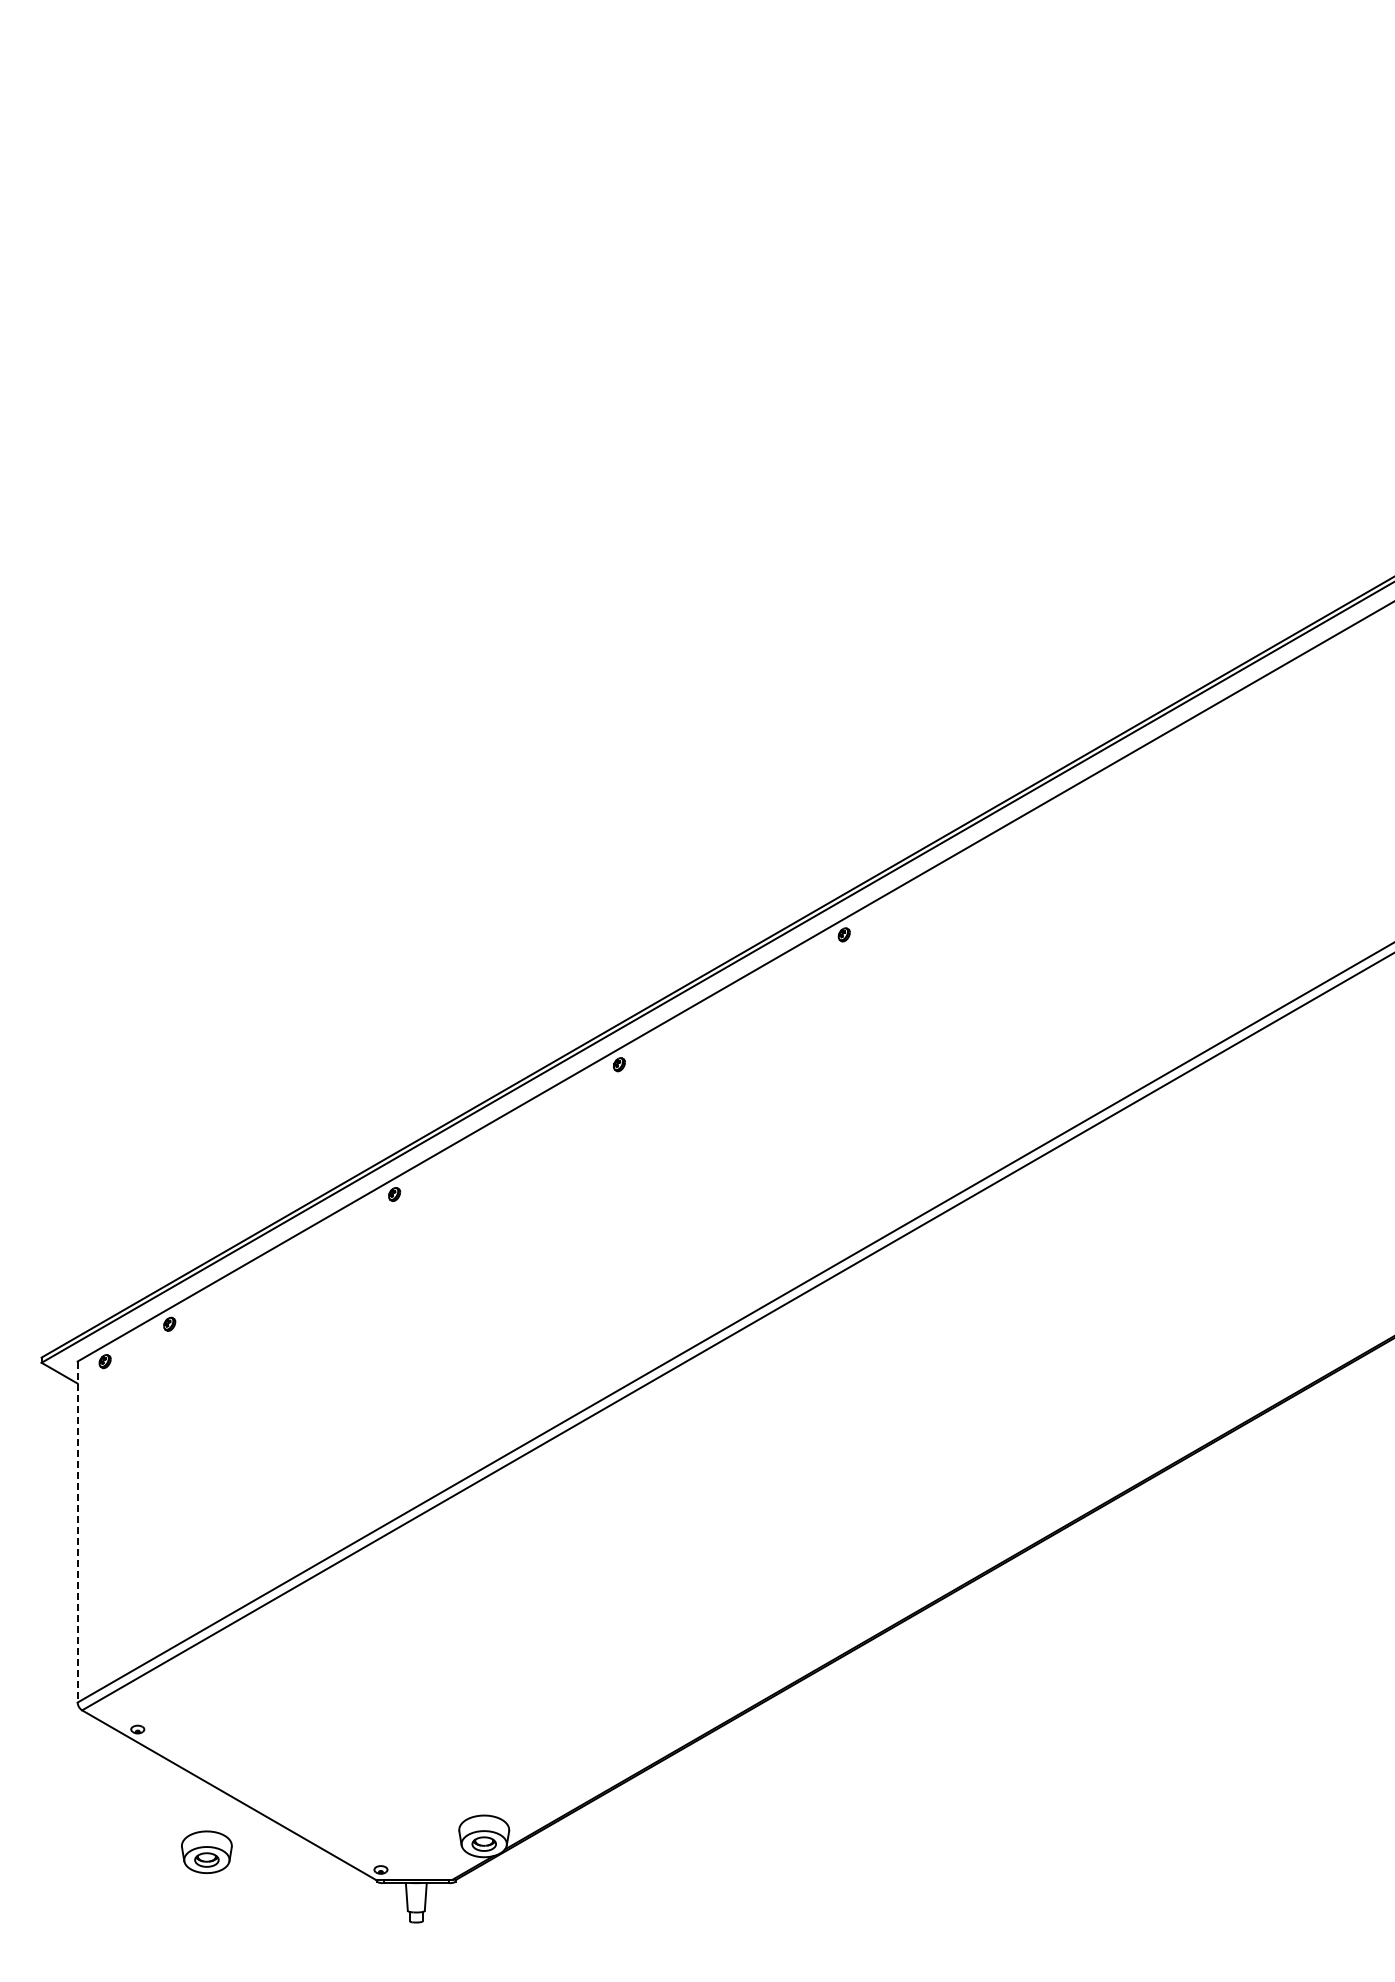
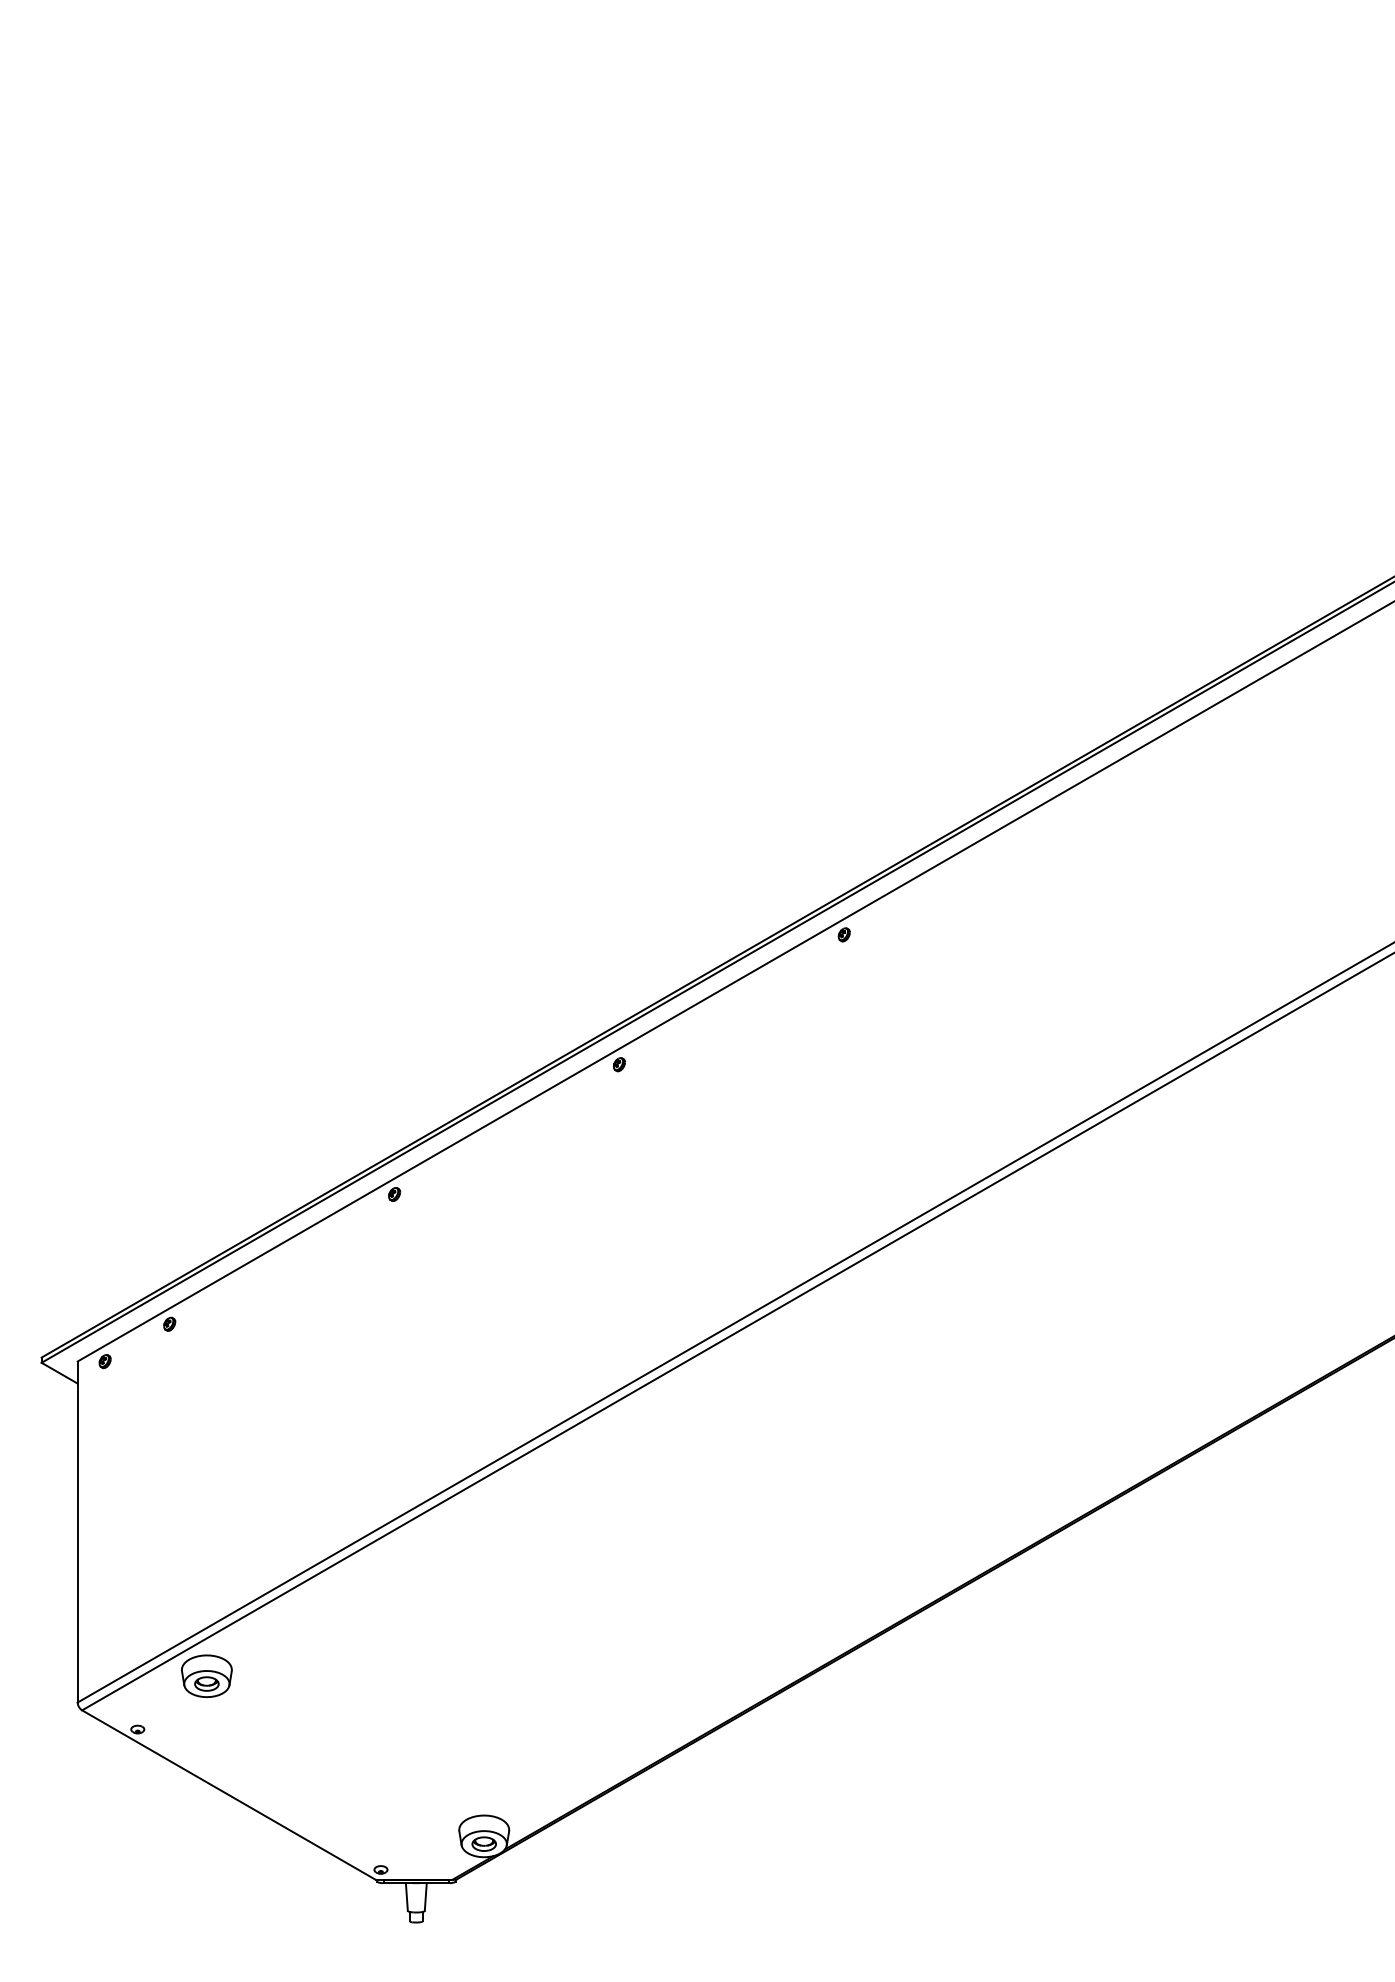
line: dashed -> solid (77, 1532)
part position: (206, 1851) -> (206, 1675) (206, 1675)
